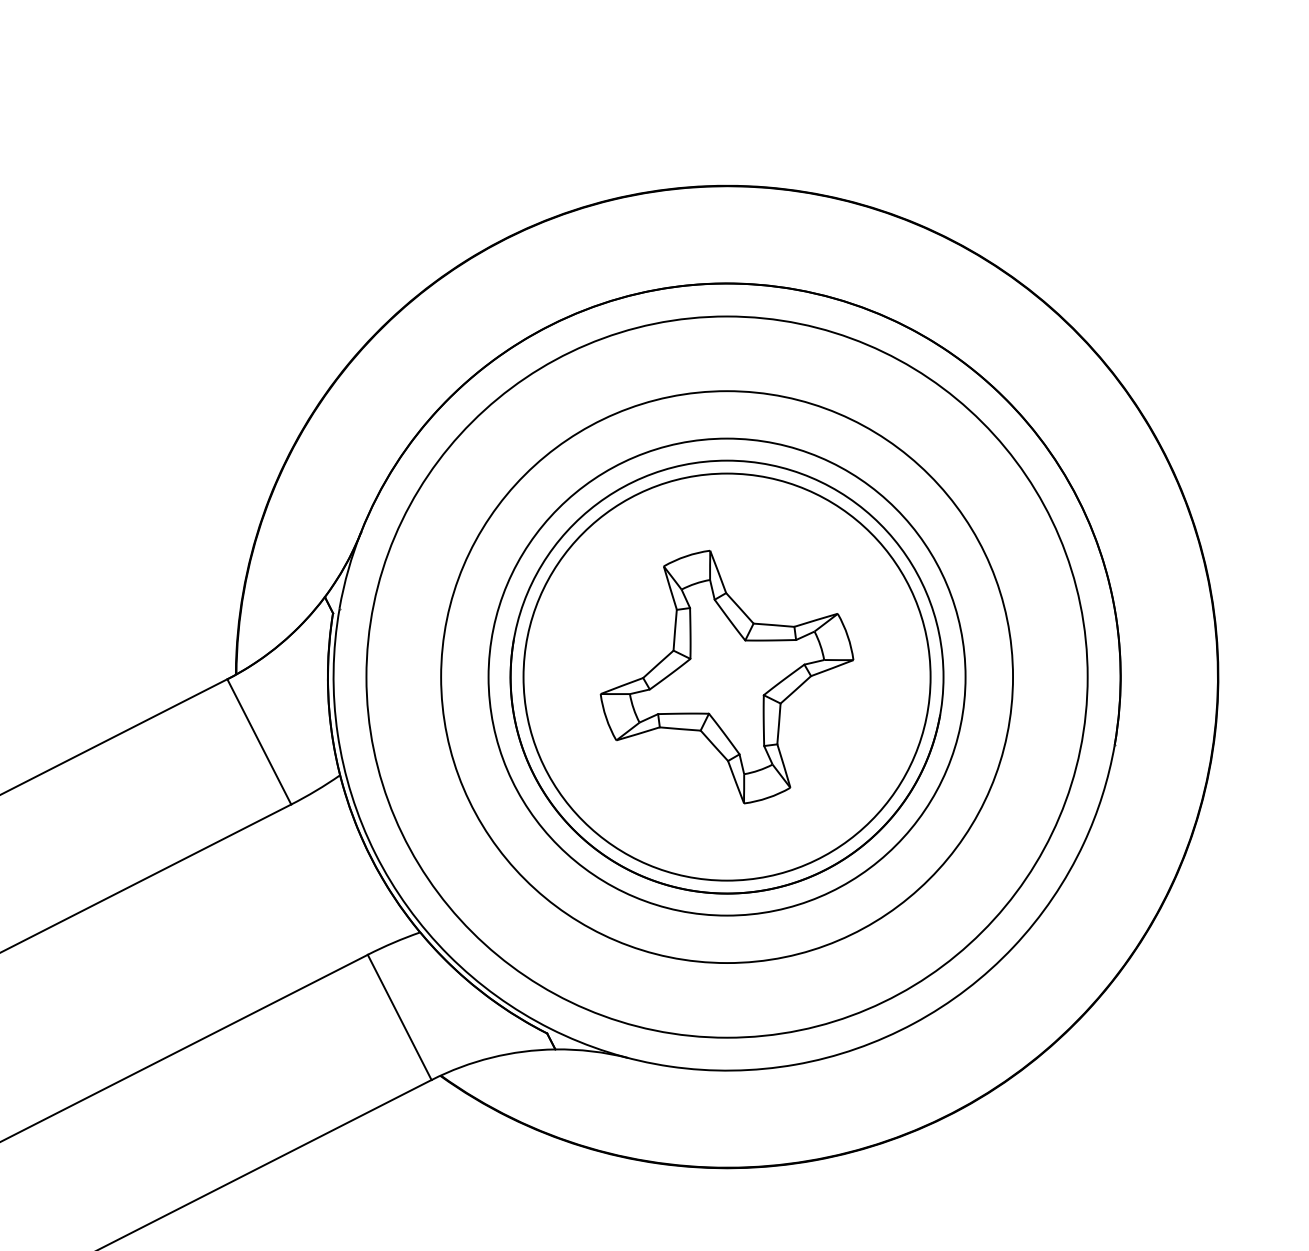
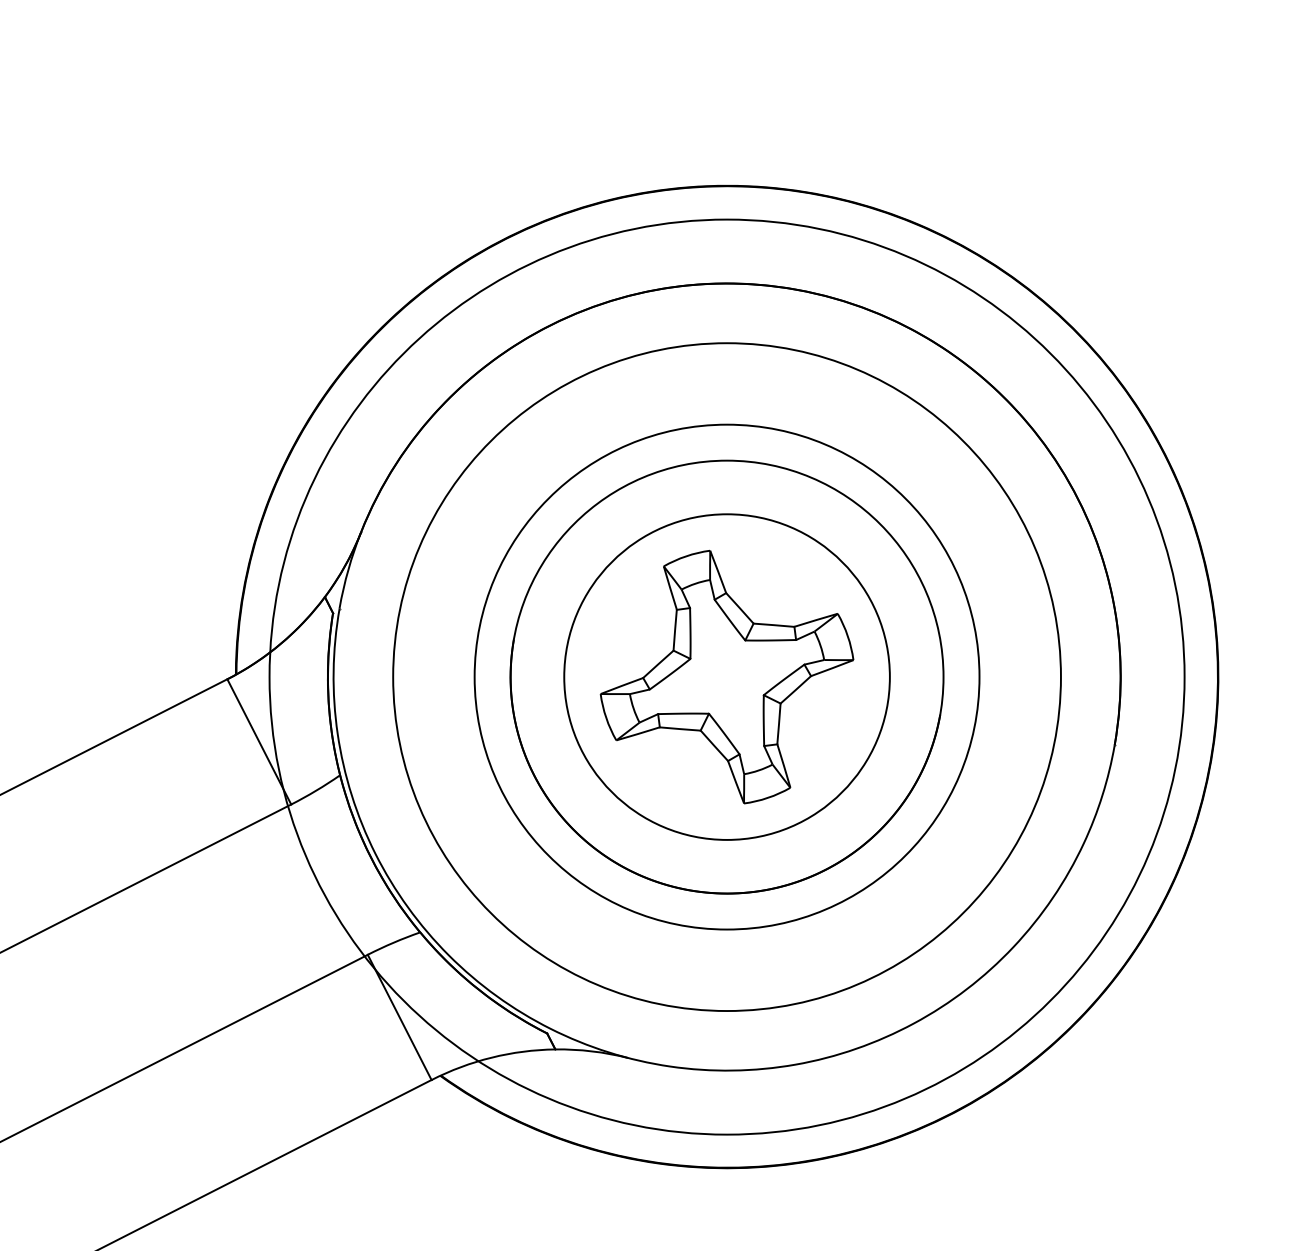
circle diameter: 407 px -> 326 px (726, 676)
circle diameter: 477 px -> 668 px (726, 677)
circle diameter: 721 px -> 505 px (726, 676)
circle diameter: 572 px -> 915 px (726, 676)
